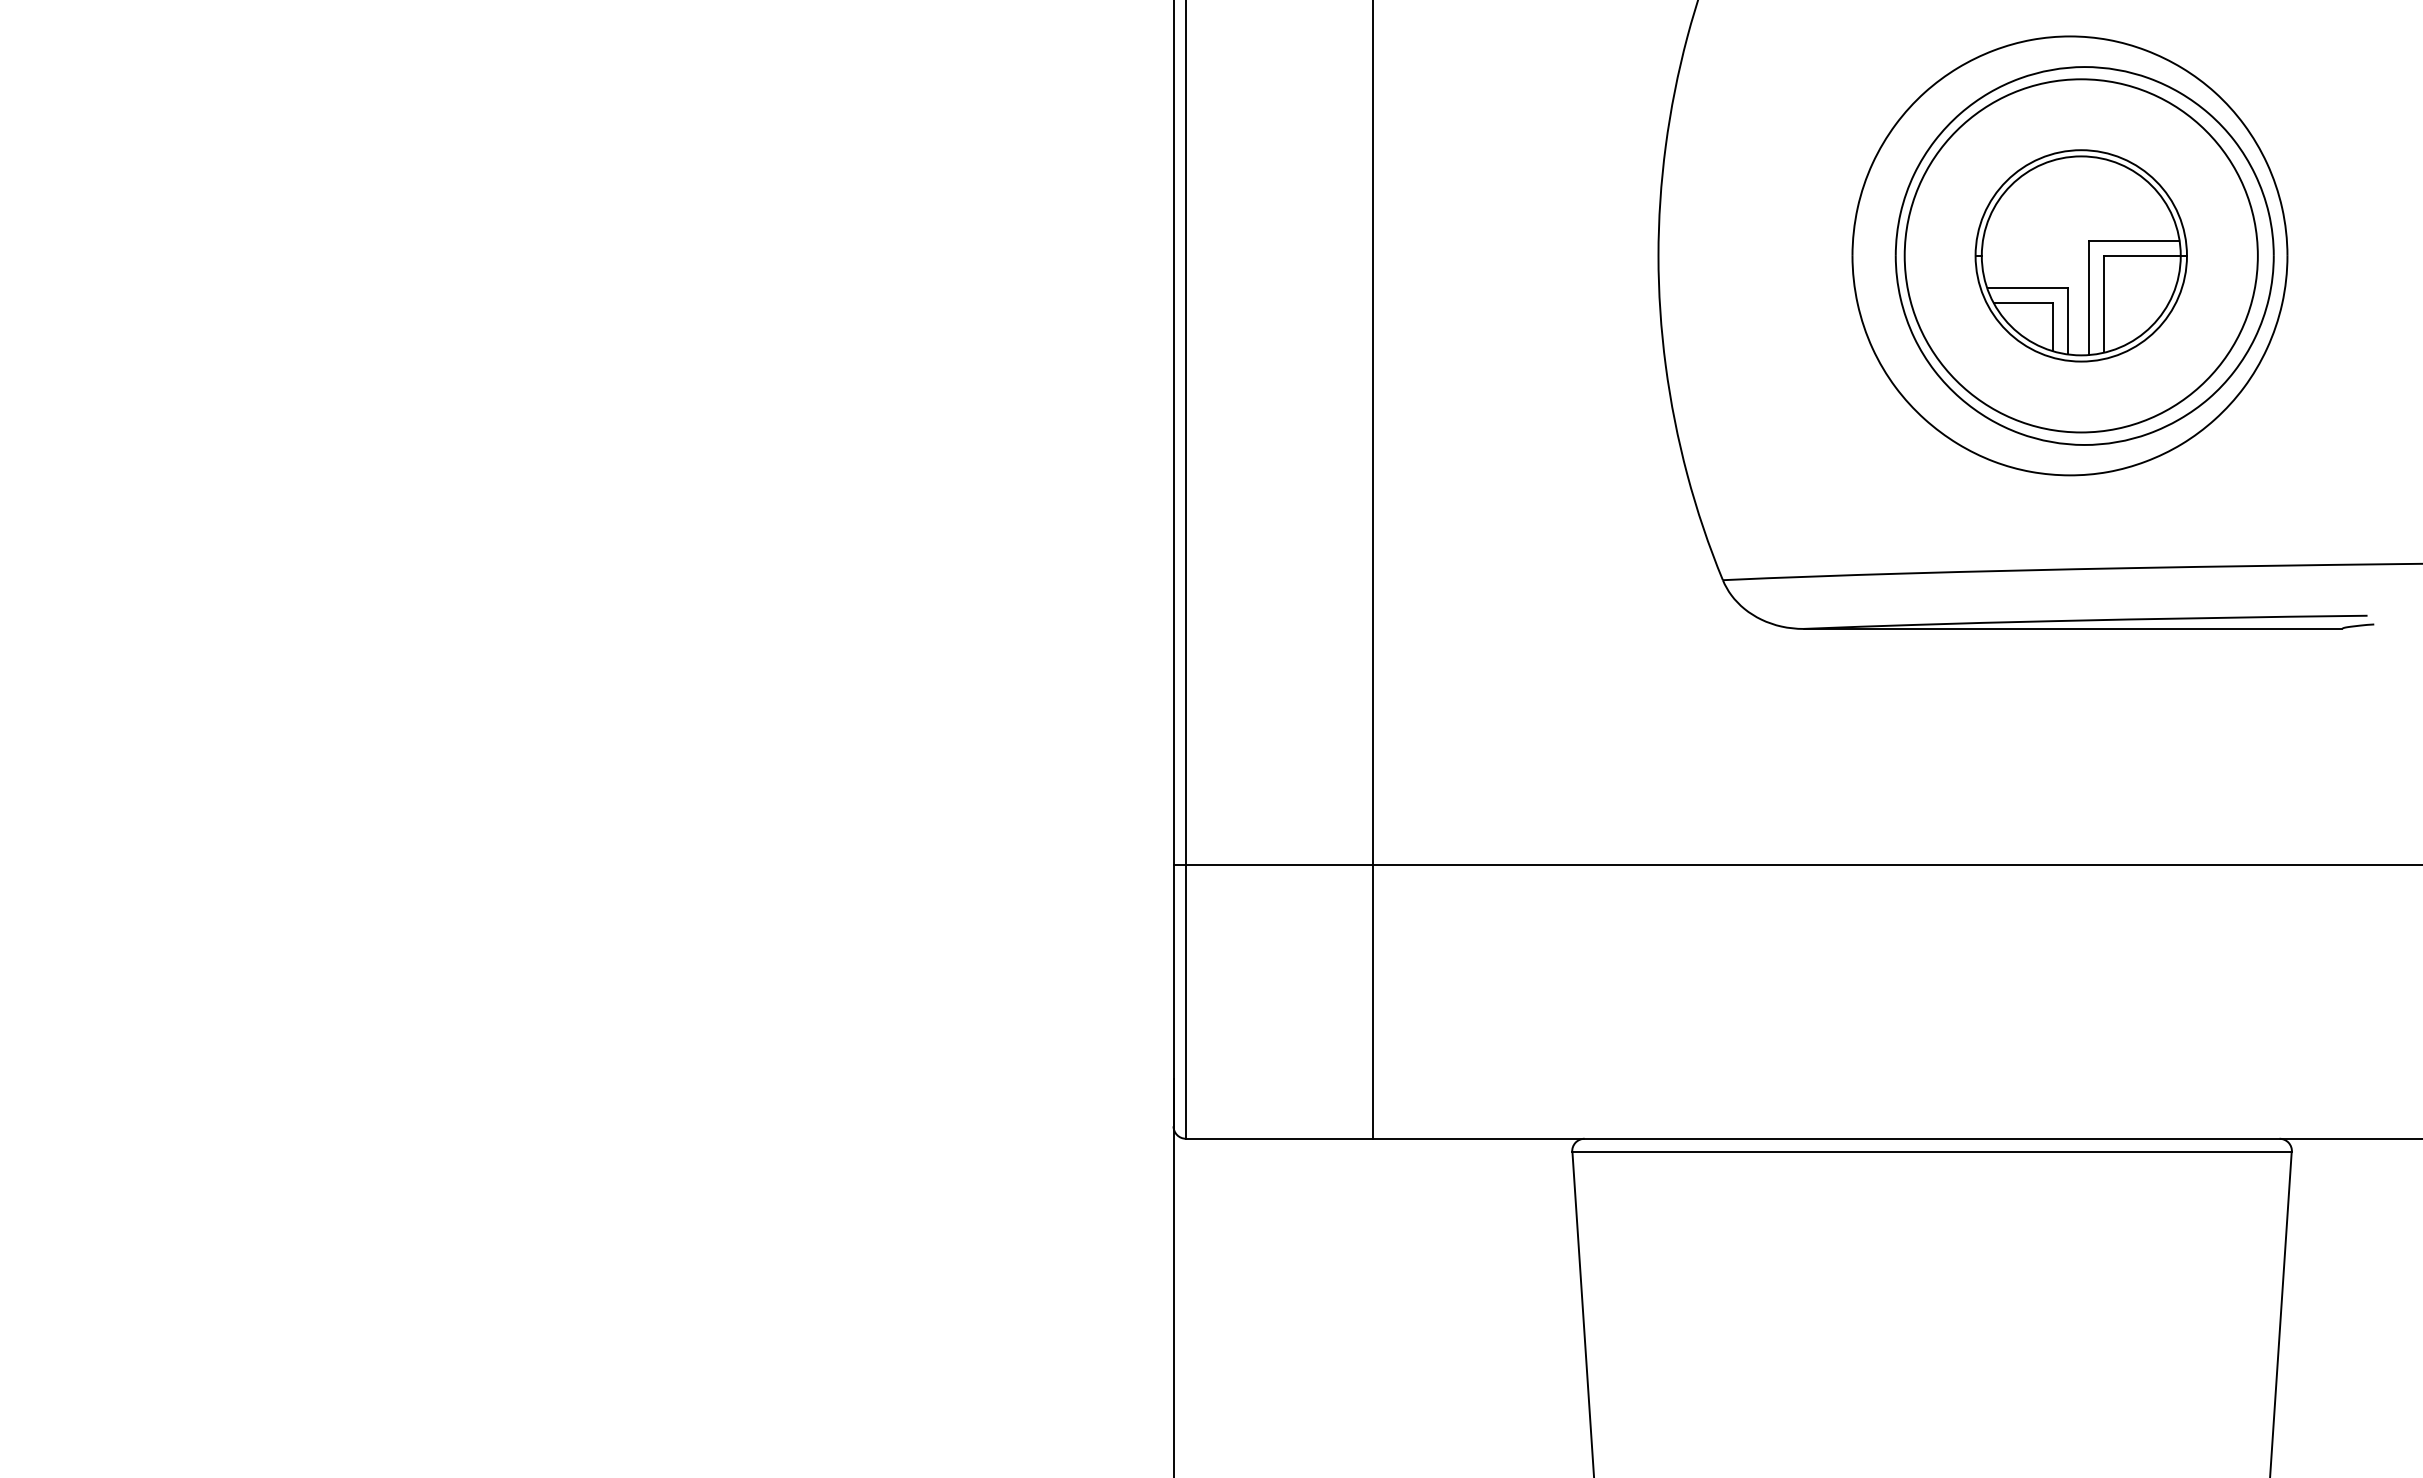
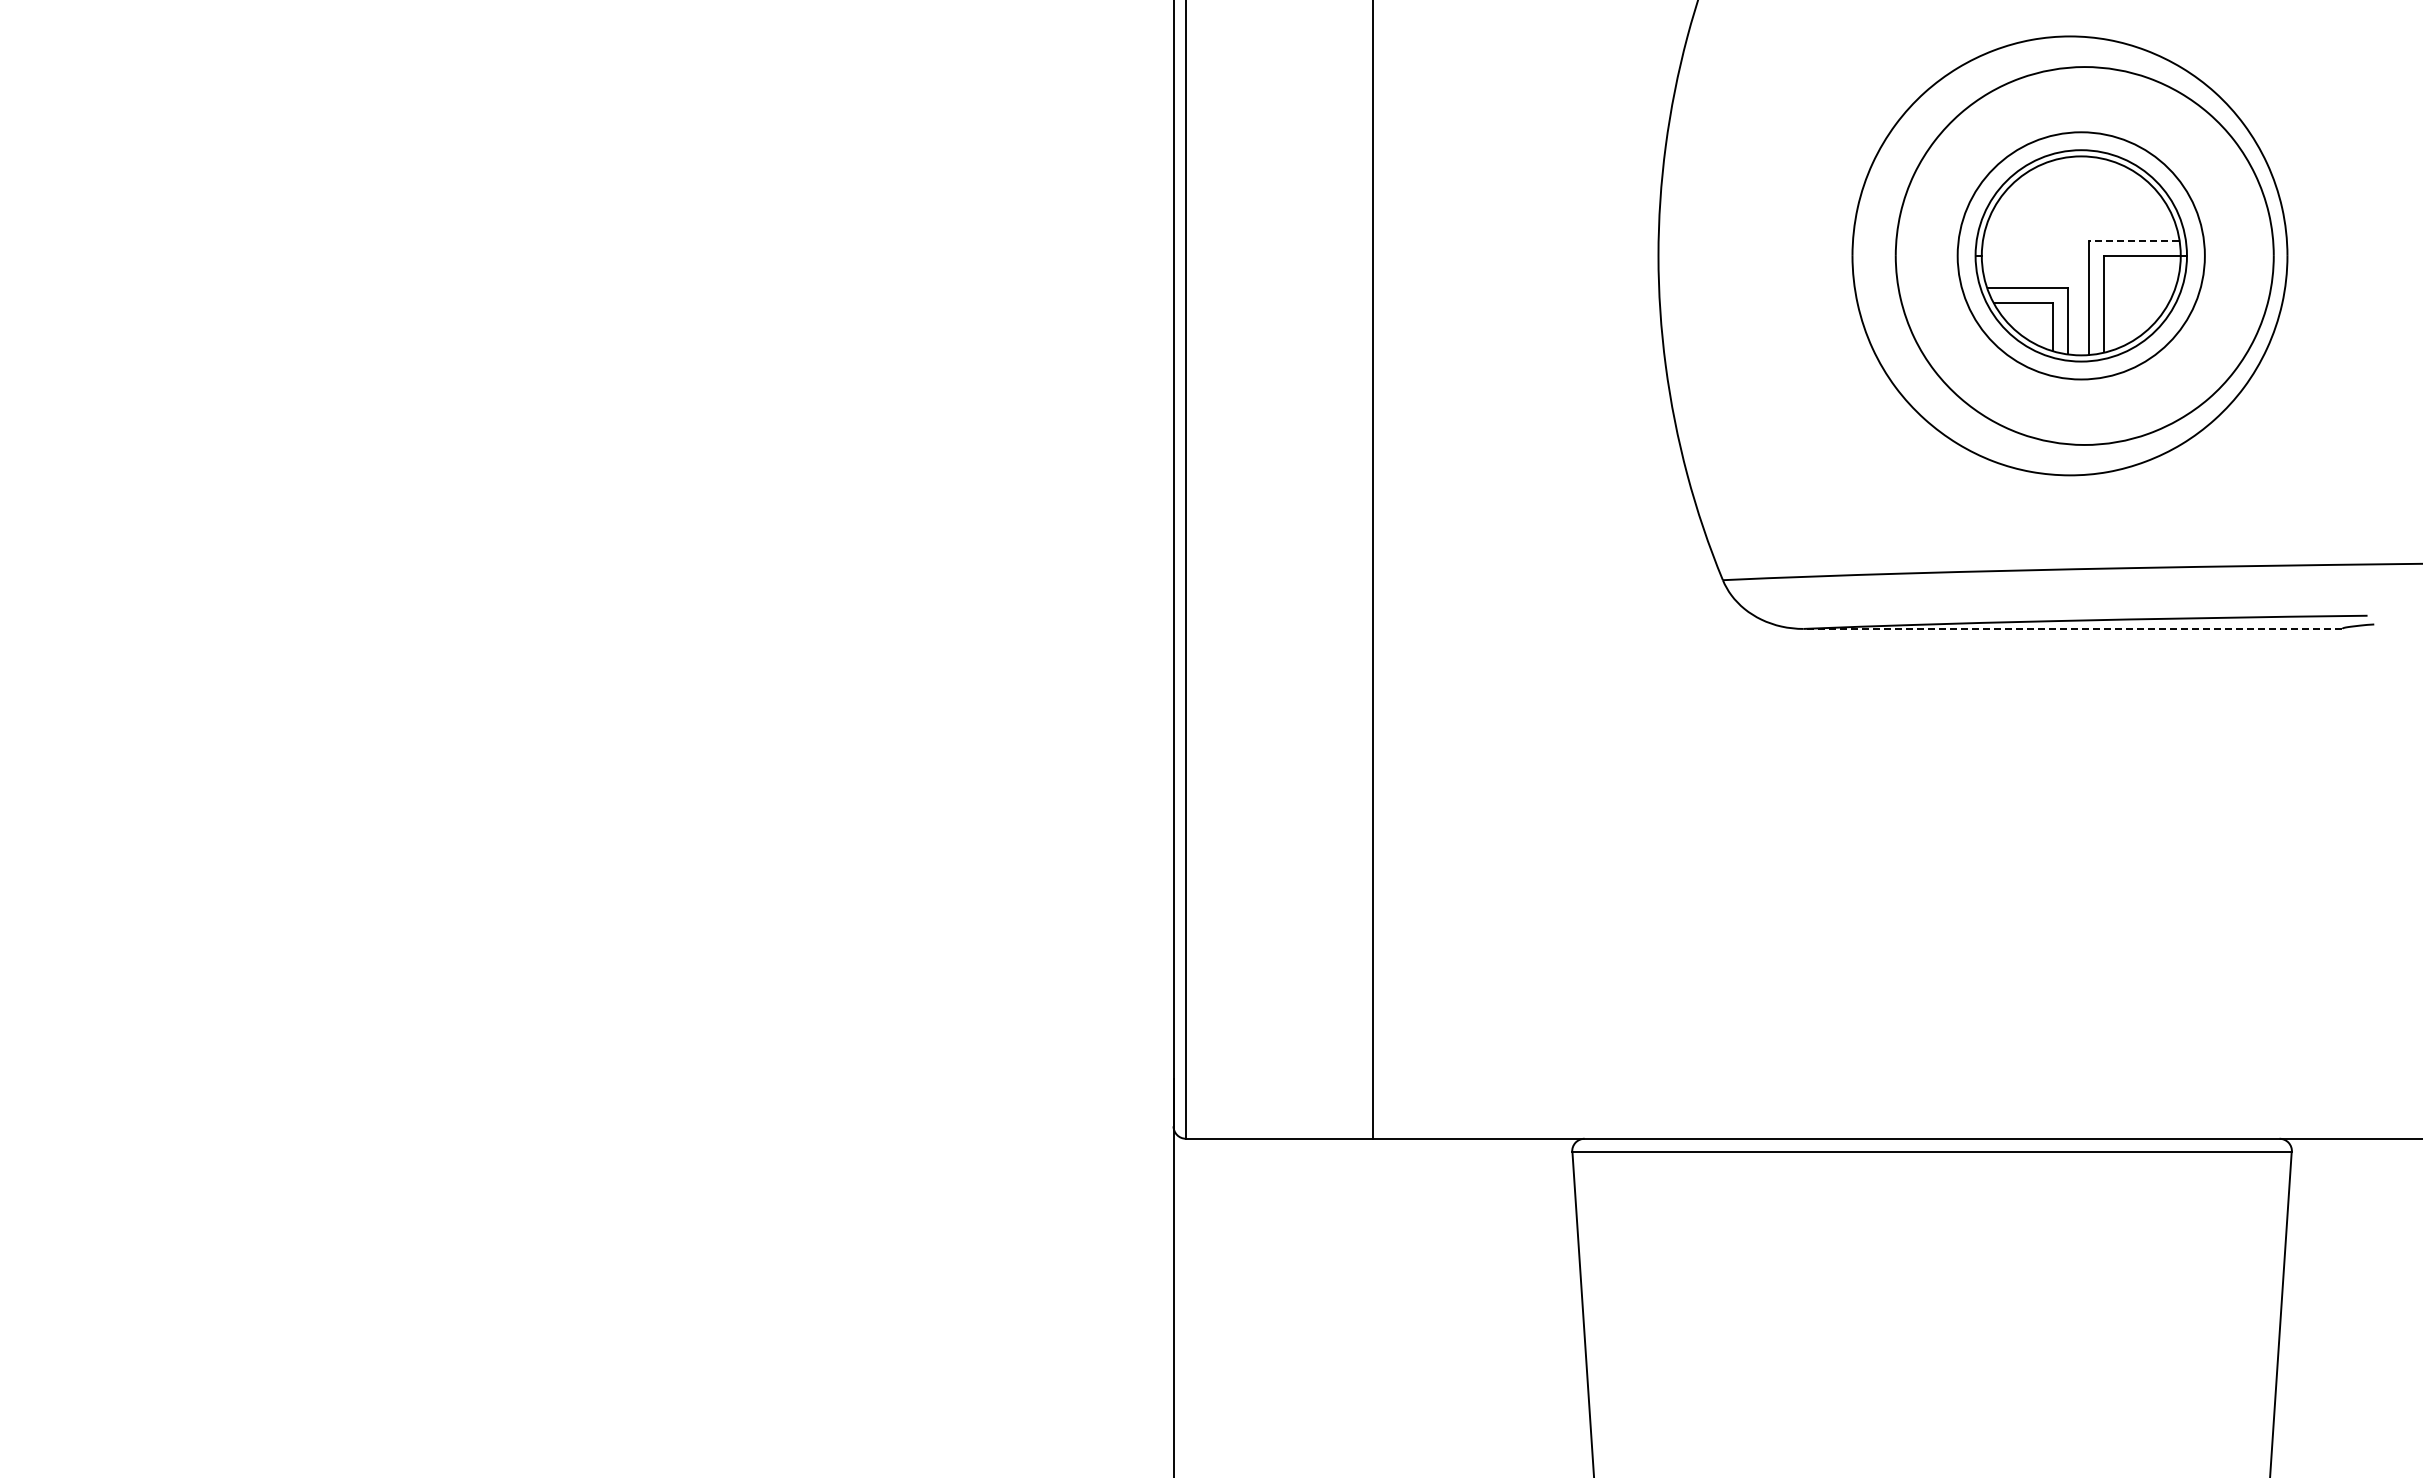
line: solid -> dashed (2133, 240)
circle diameter: 353 px -> 247 px (2080, 255)
line: solid -> dashed (2072, 628)
line: present -> none (1796, 865)
